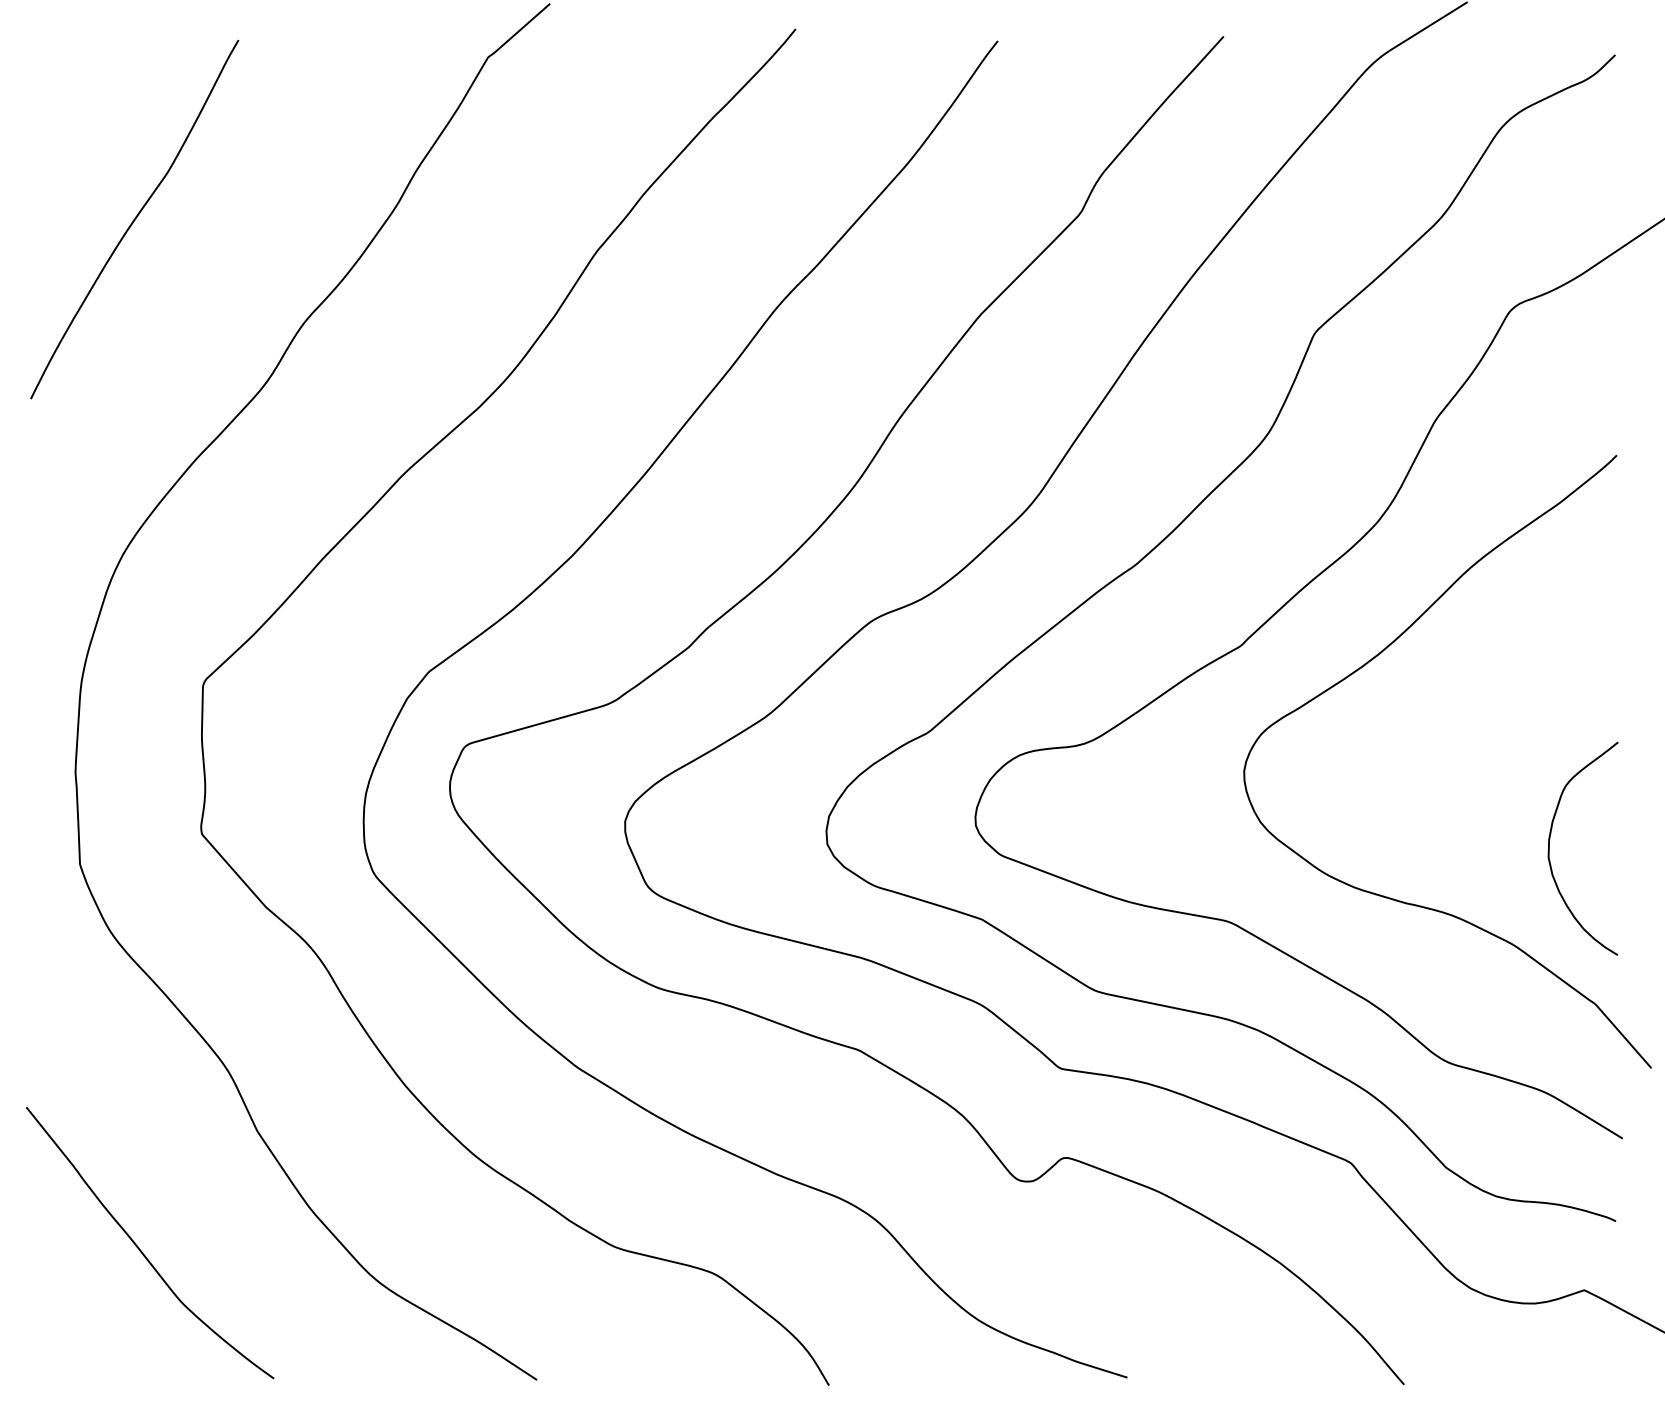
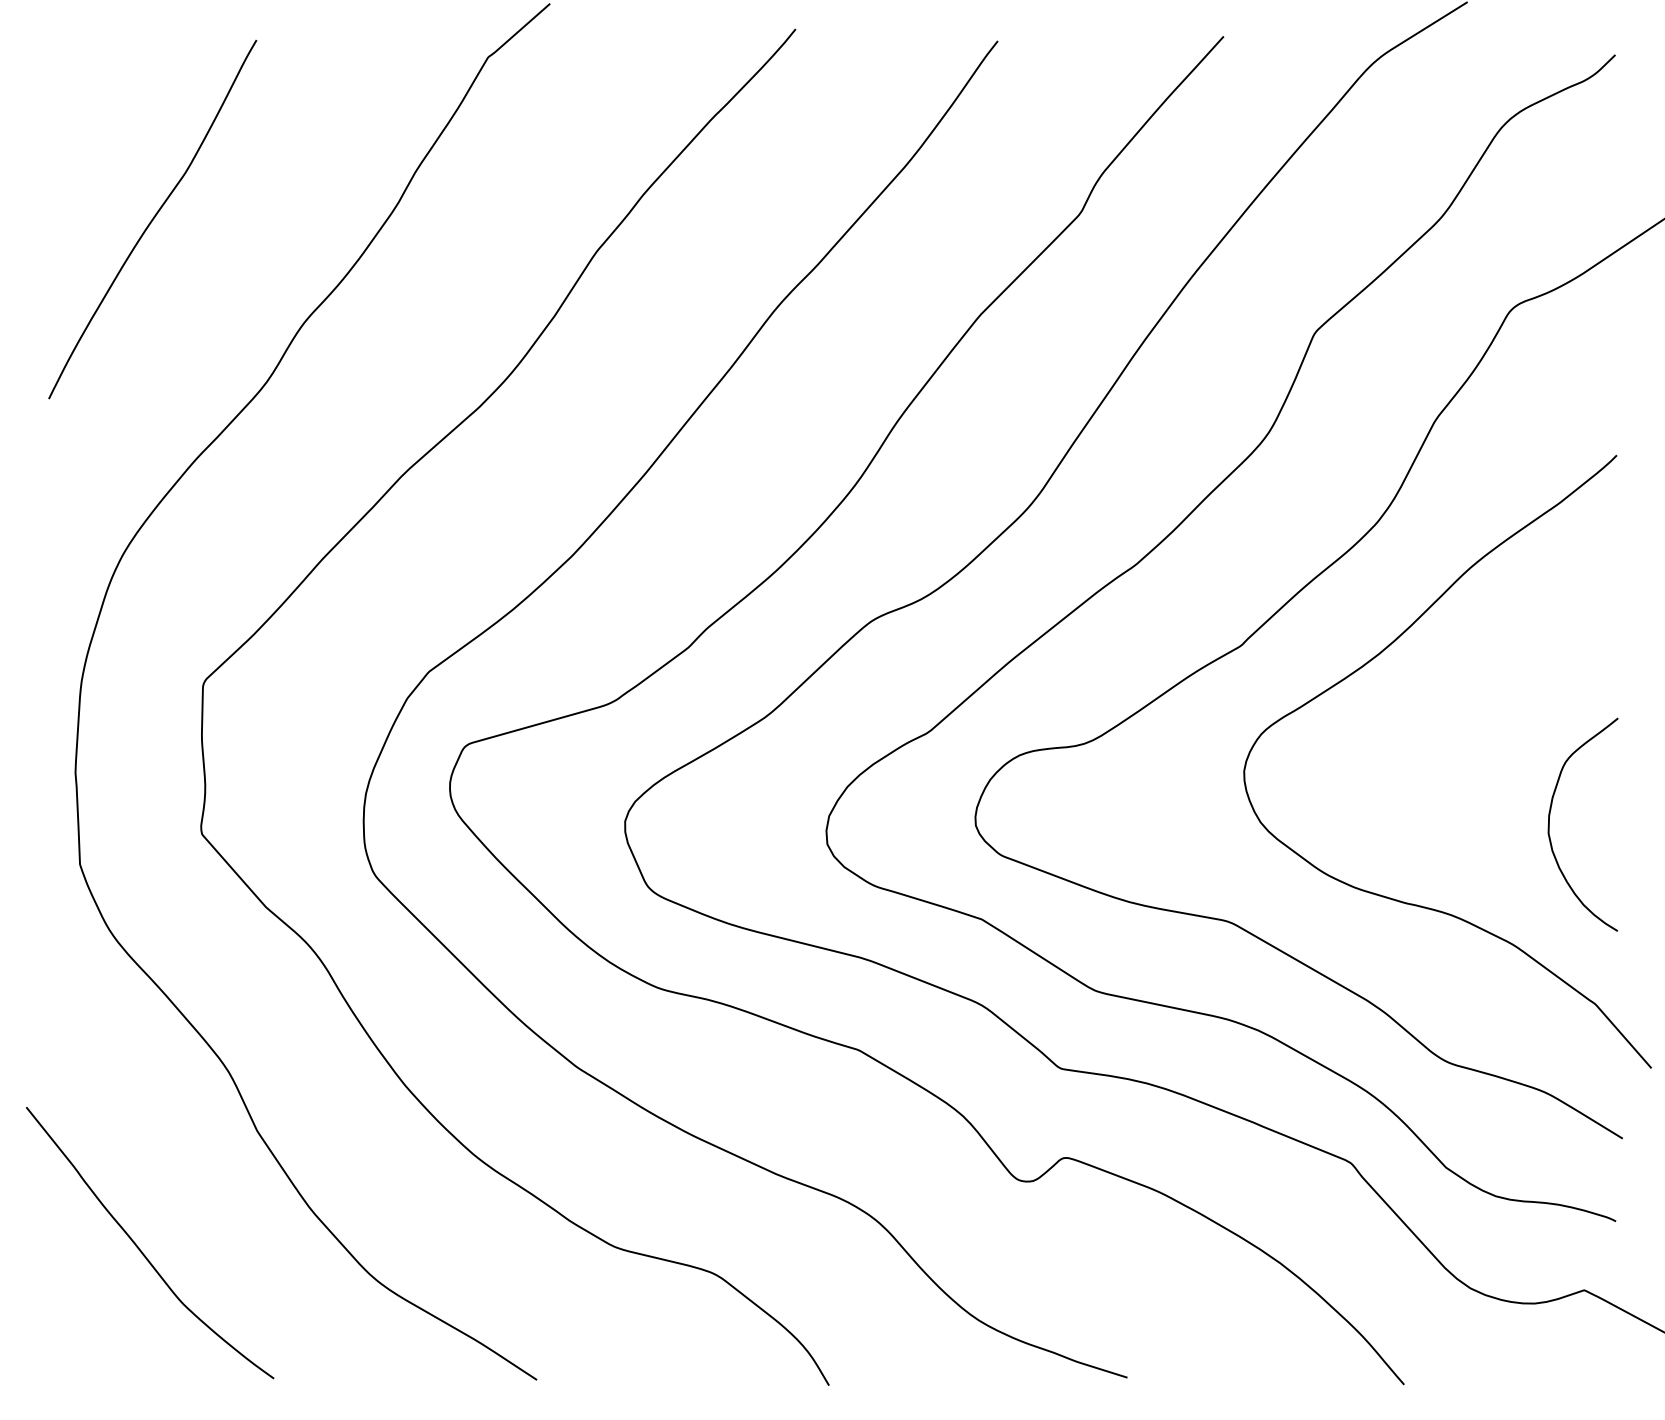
curve position: (134, 219) -> (152, 219) (152, 219)
curve position: (1549, 848) -> (1549, 824) (1549, 824)
